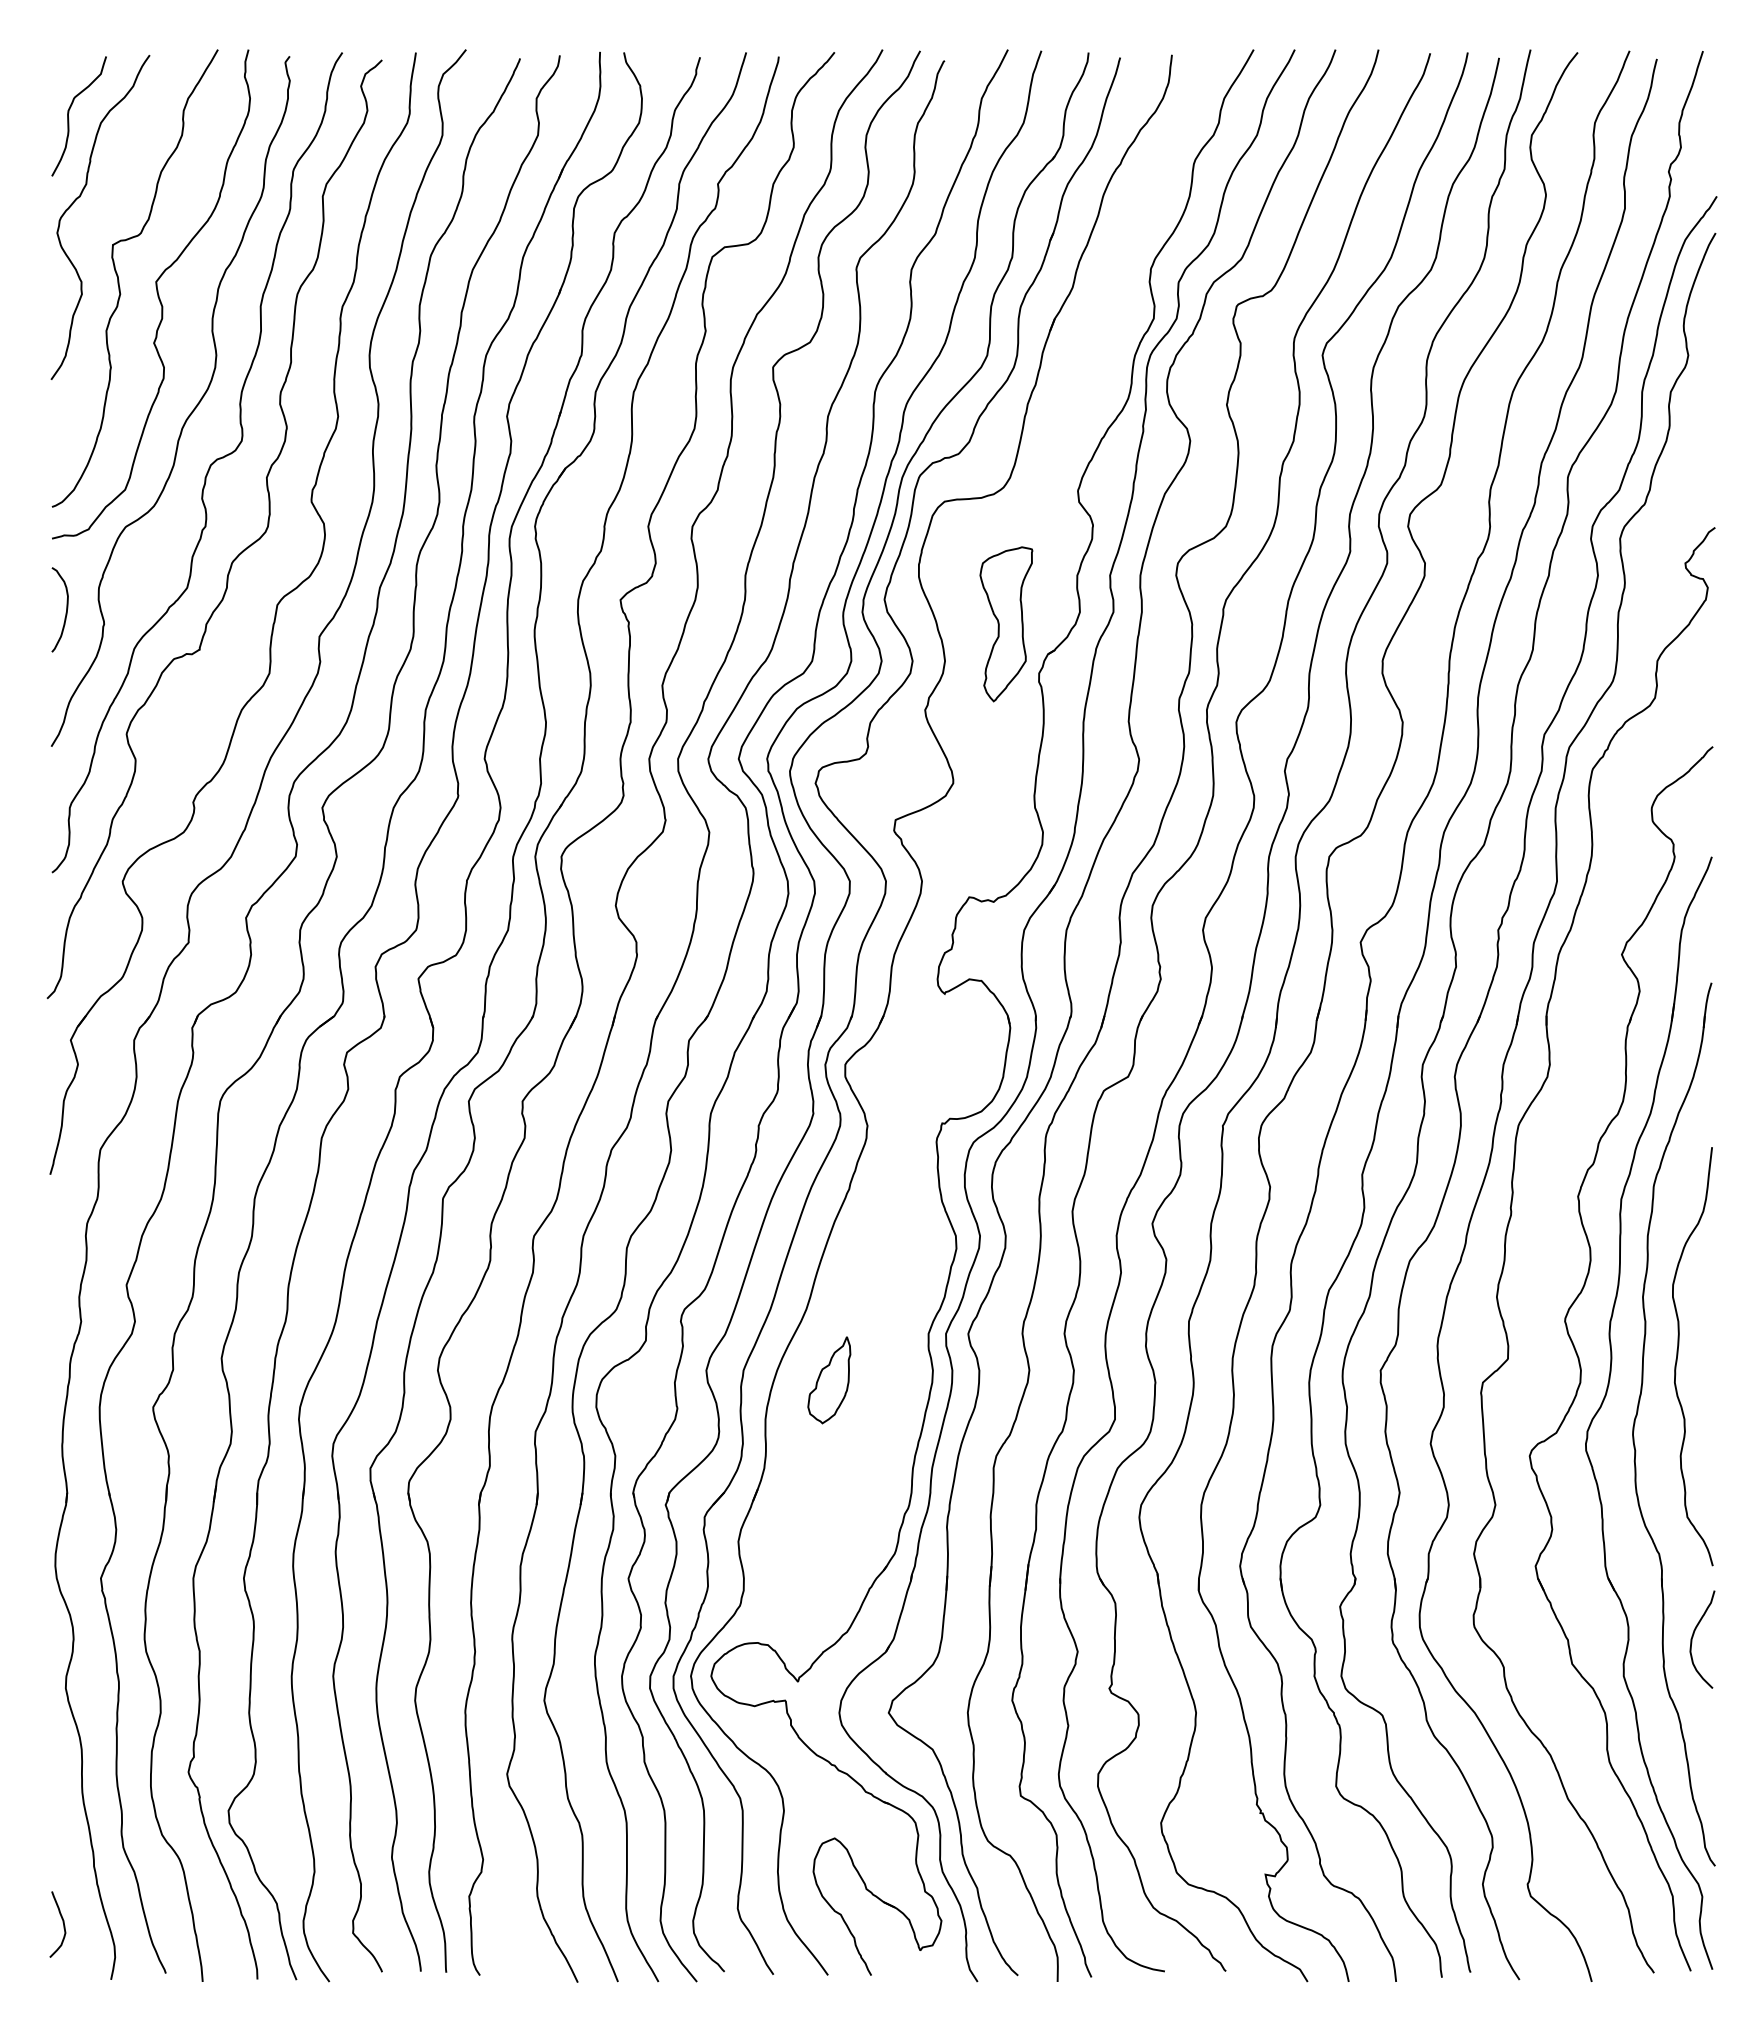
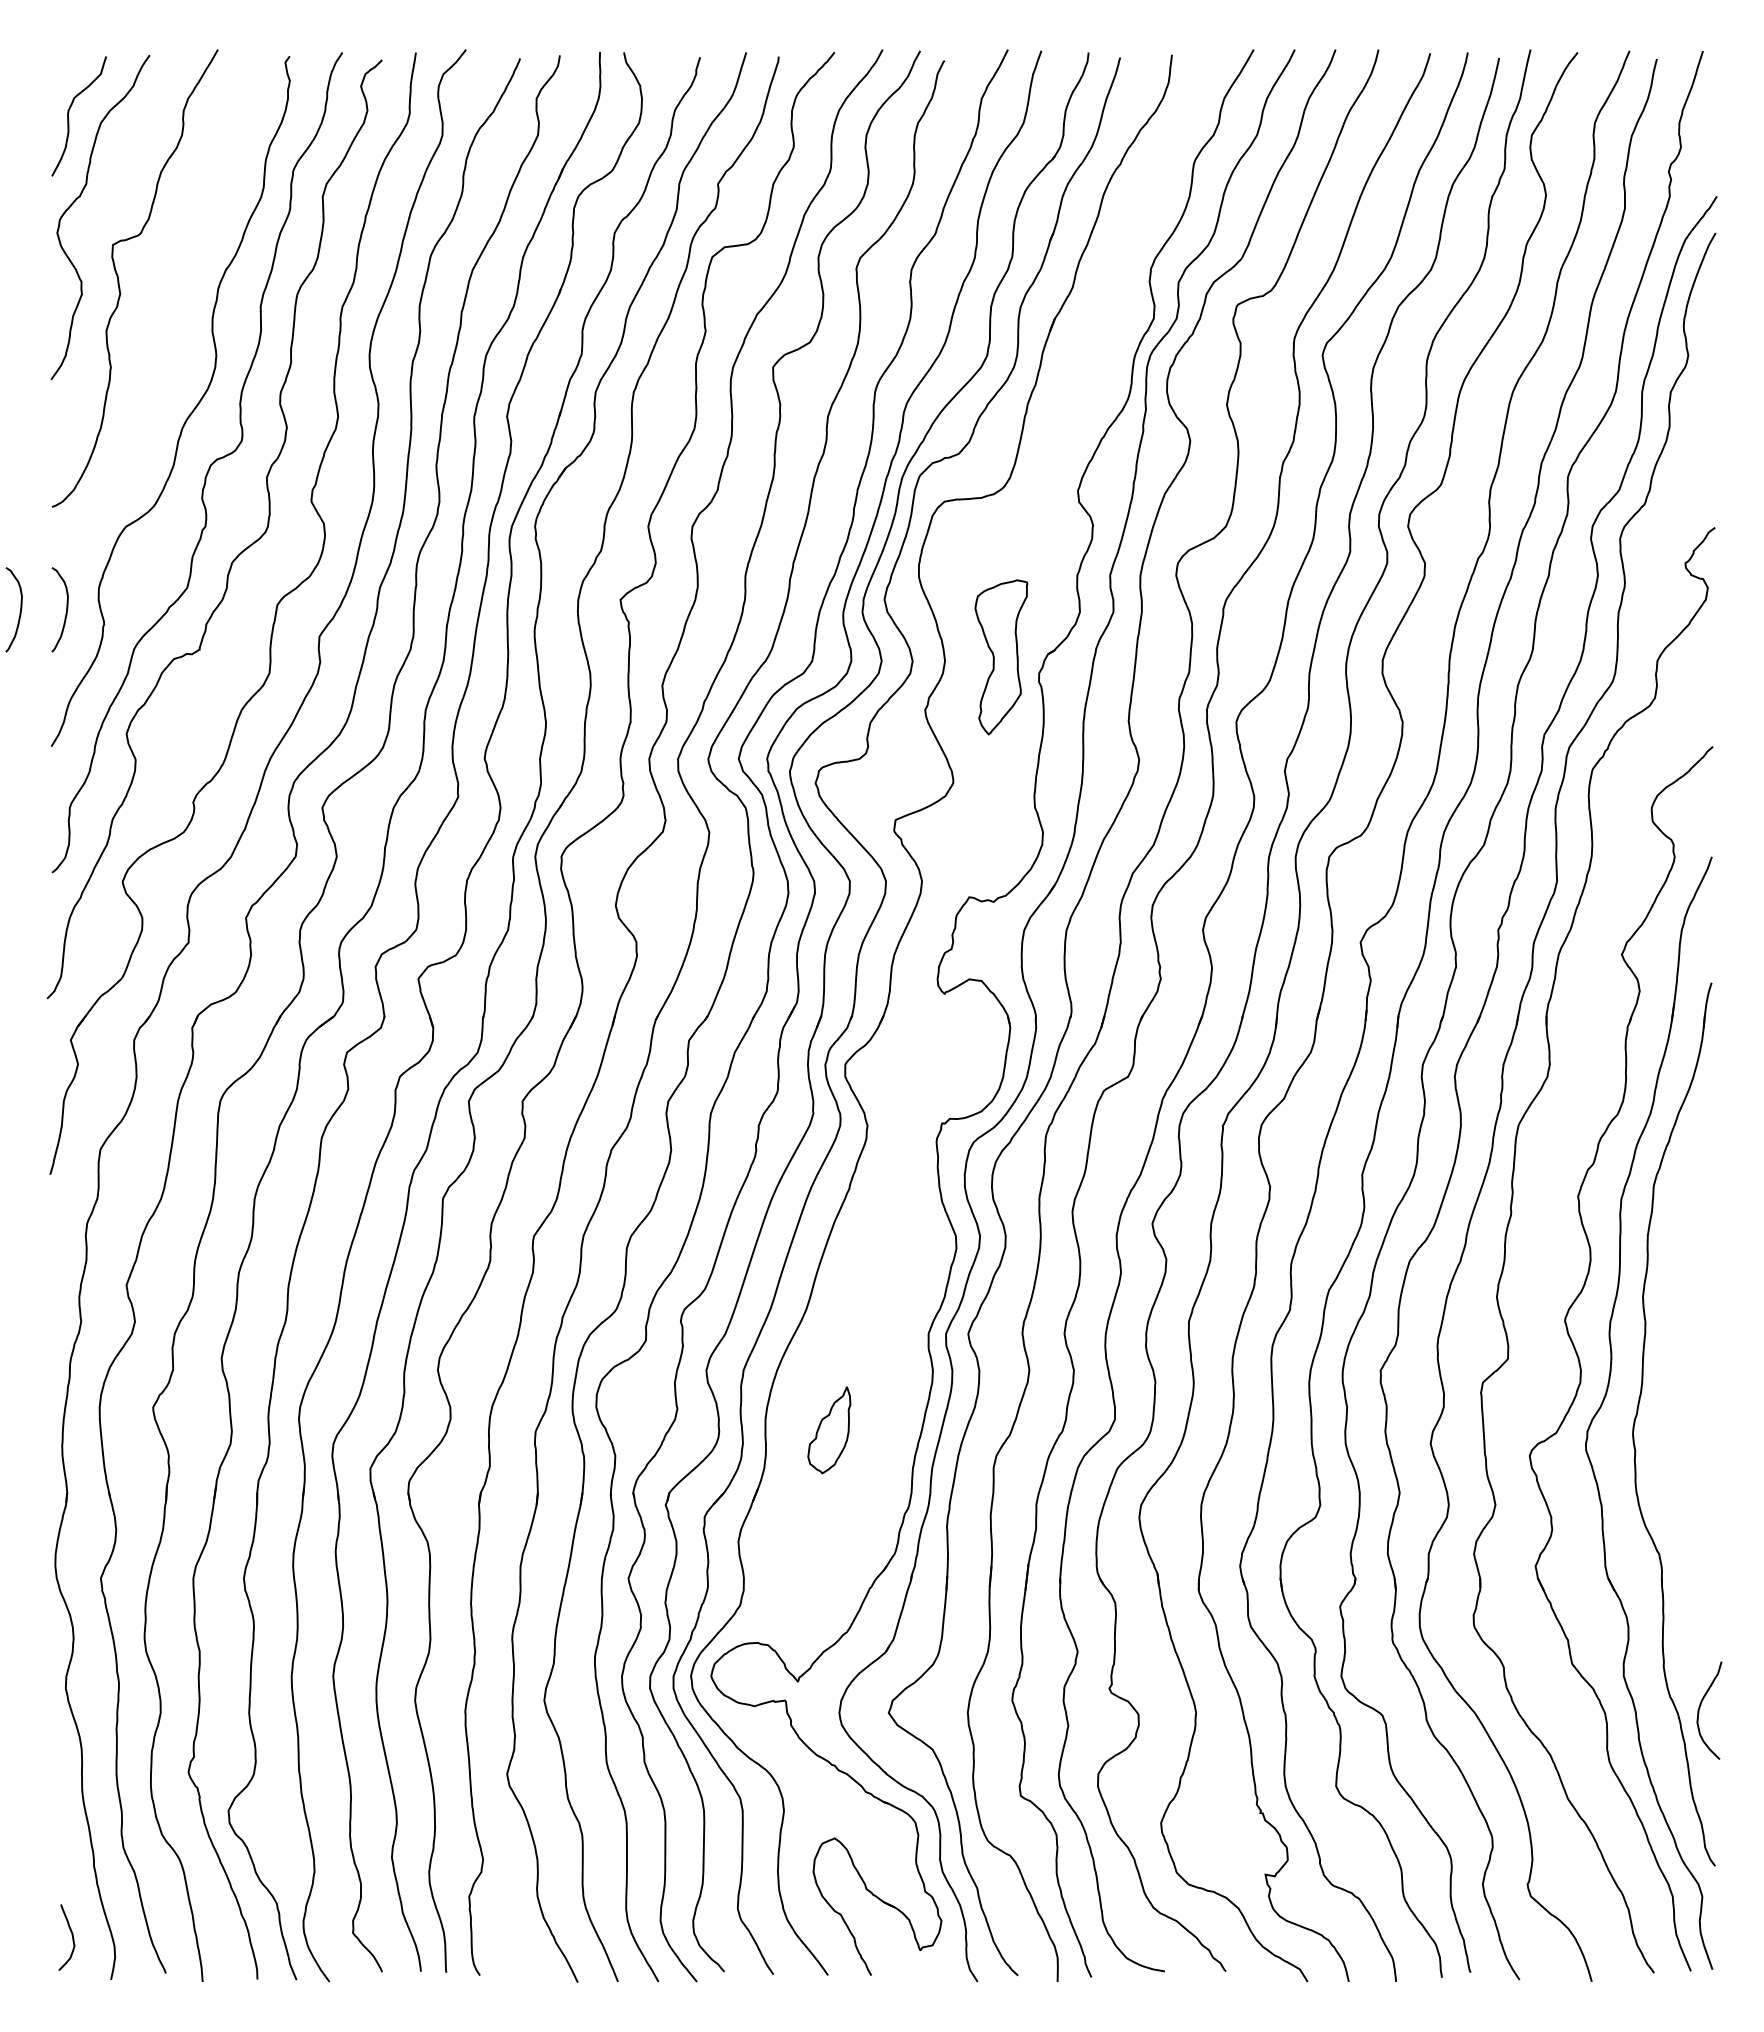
curve: present -> none (156, 292)
curve: none -> present (19, 612)
part position: (1006, 624) -> (1001, 657) (1001, 657)
curve: present -> none (1678, 1355)
part position: (829, 1380) -> (829, 1430) (829, 1430)
curve position: (1693, 1637) -> (1700, 1708) (1700, 1708)
curve position: (62, 1922) -> (71, 1935) (71, 1935)
